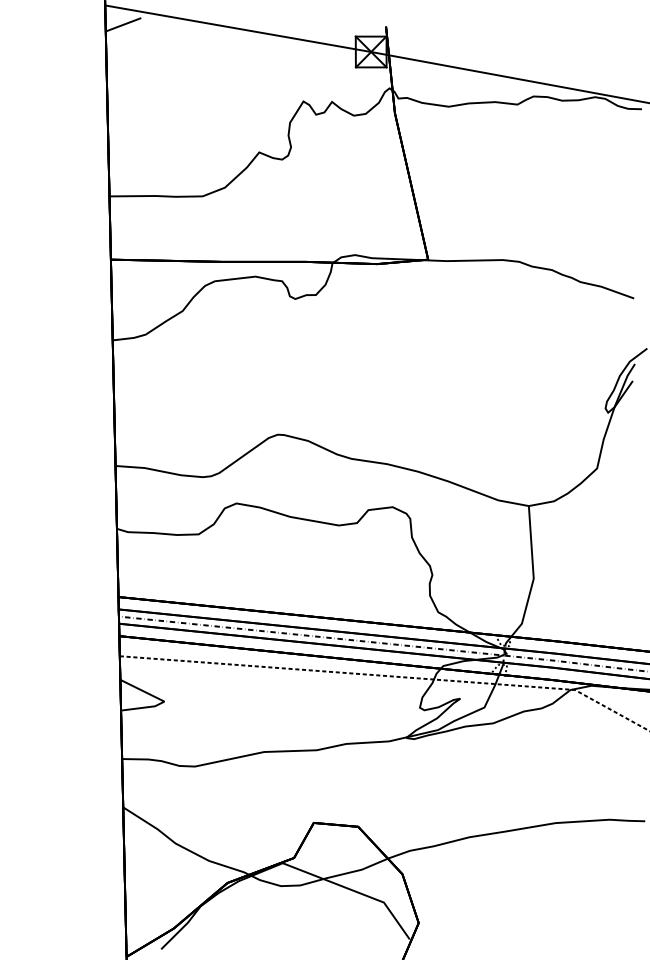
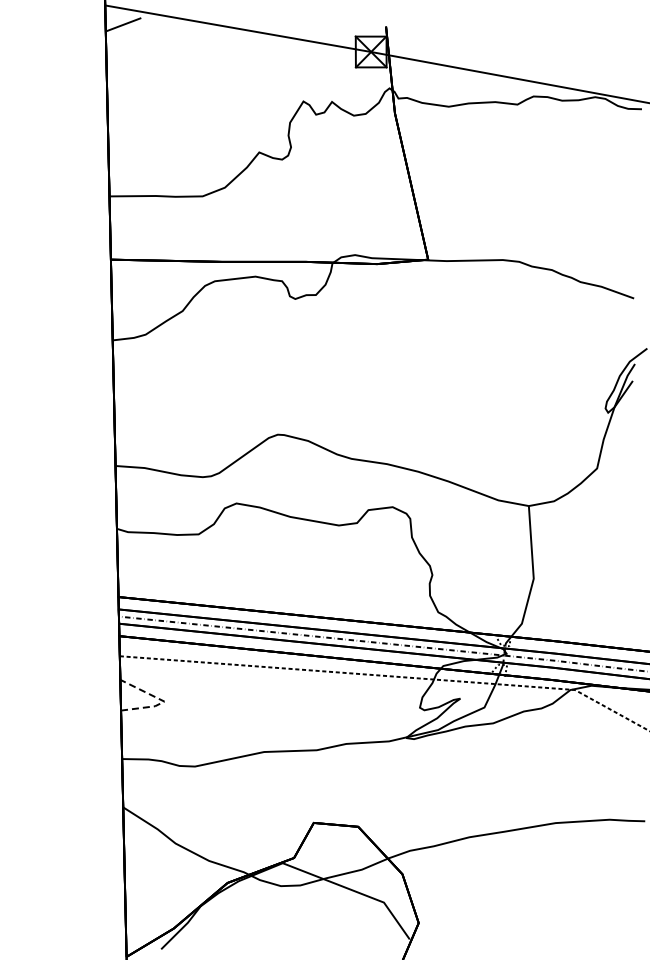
line: solid -> dashed (163, 701)
